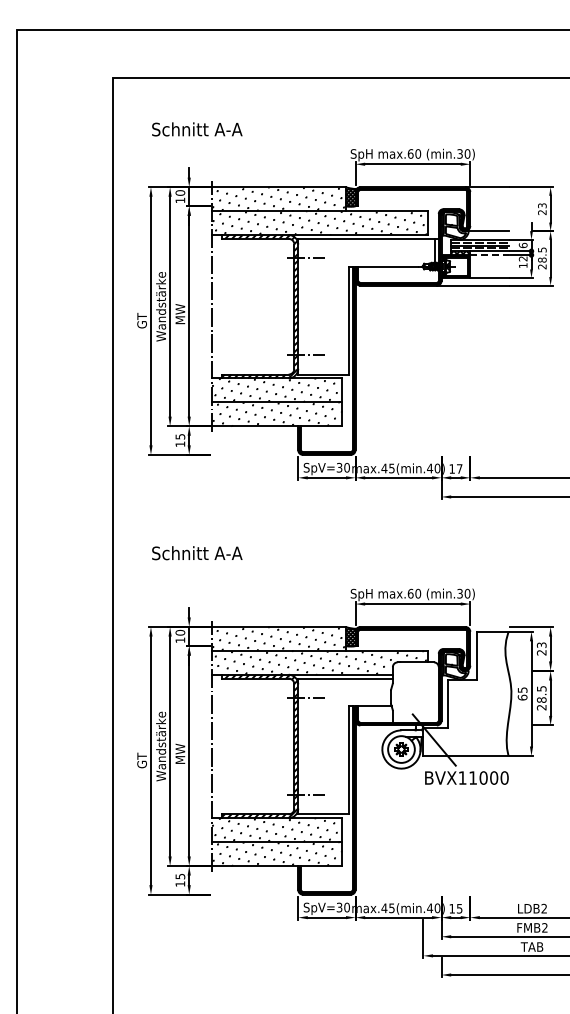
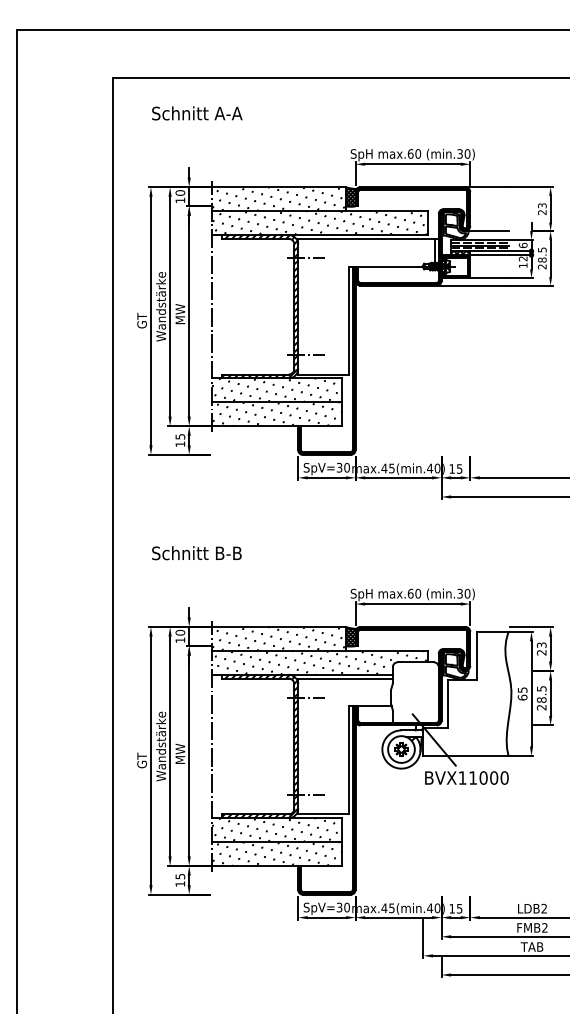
text position: (197, 129) -> (197, 113) (197, 113)
line: dashed -> solid (489, 255)
text: 17 -> 15 (459, 468)
text: Schnitt A-A -> Schnitt B-B (228, 552)
